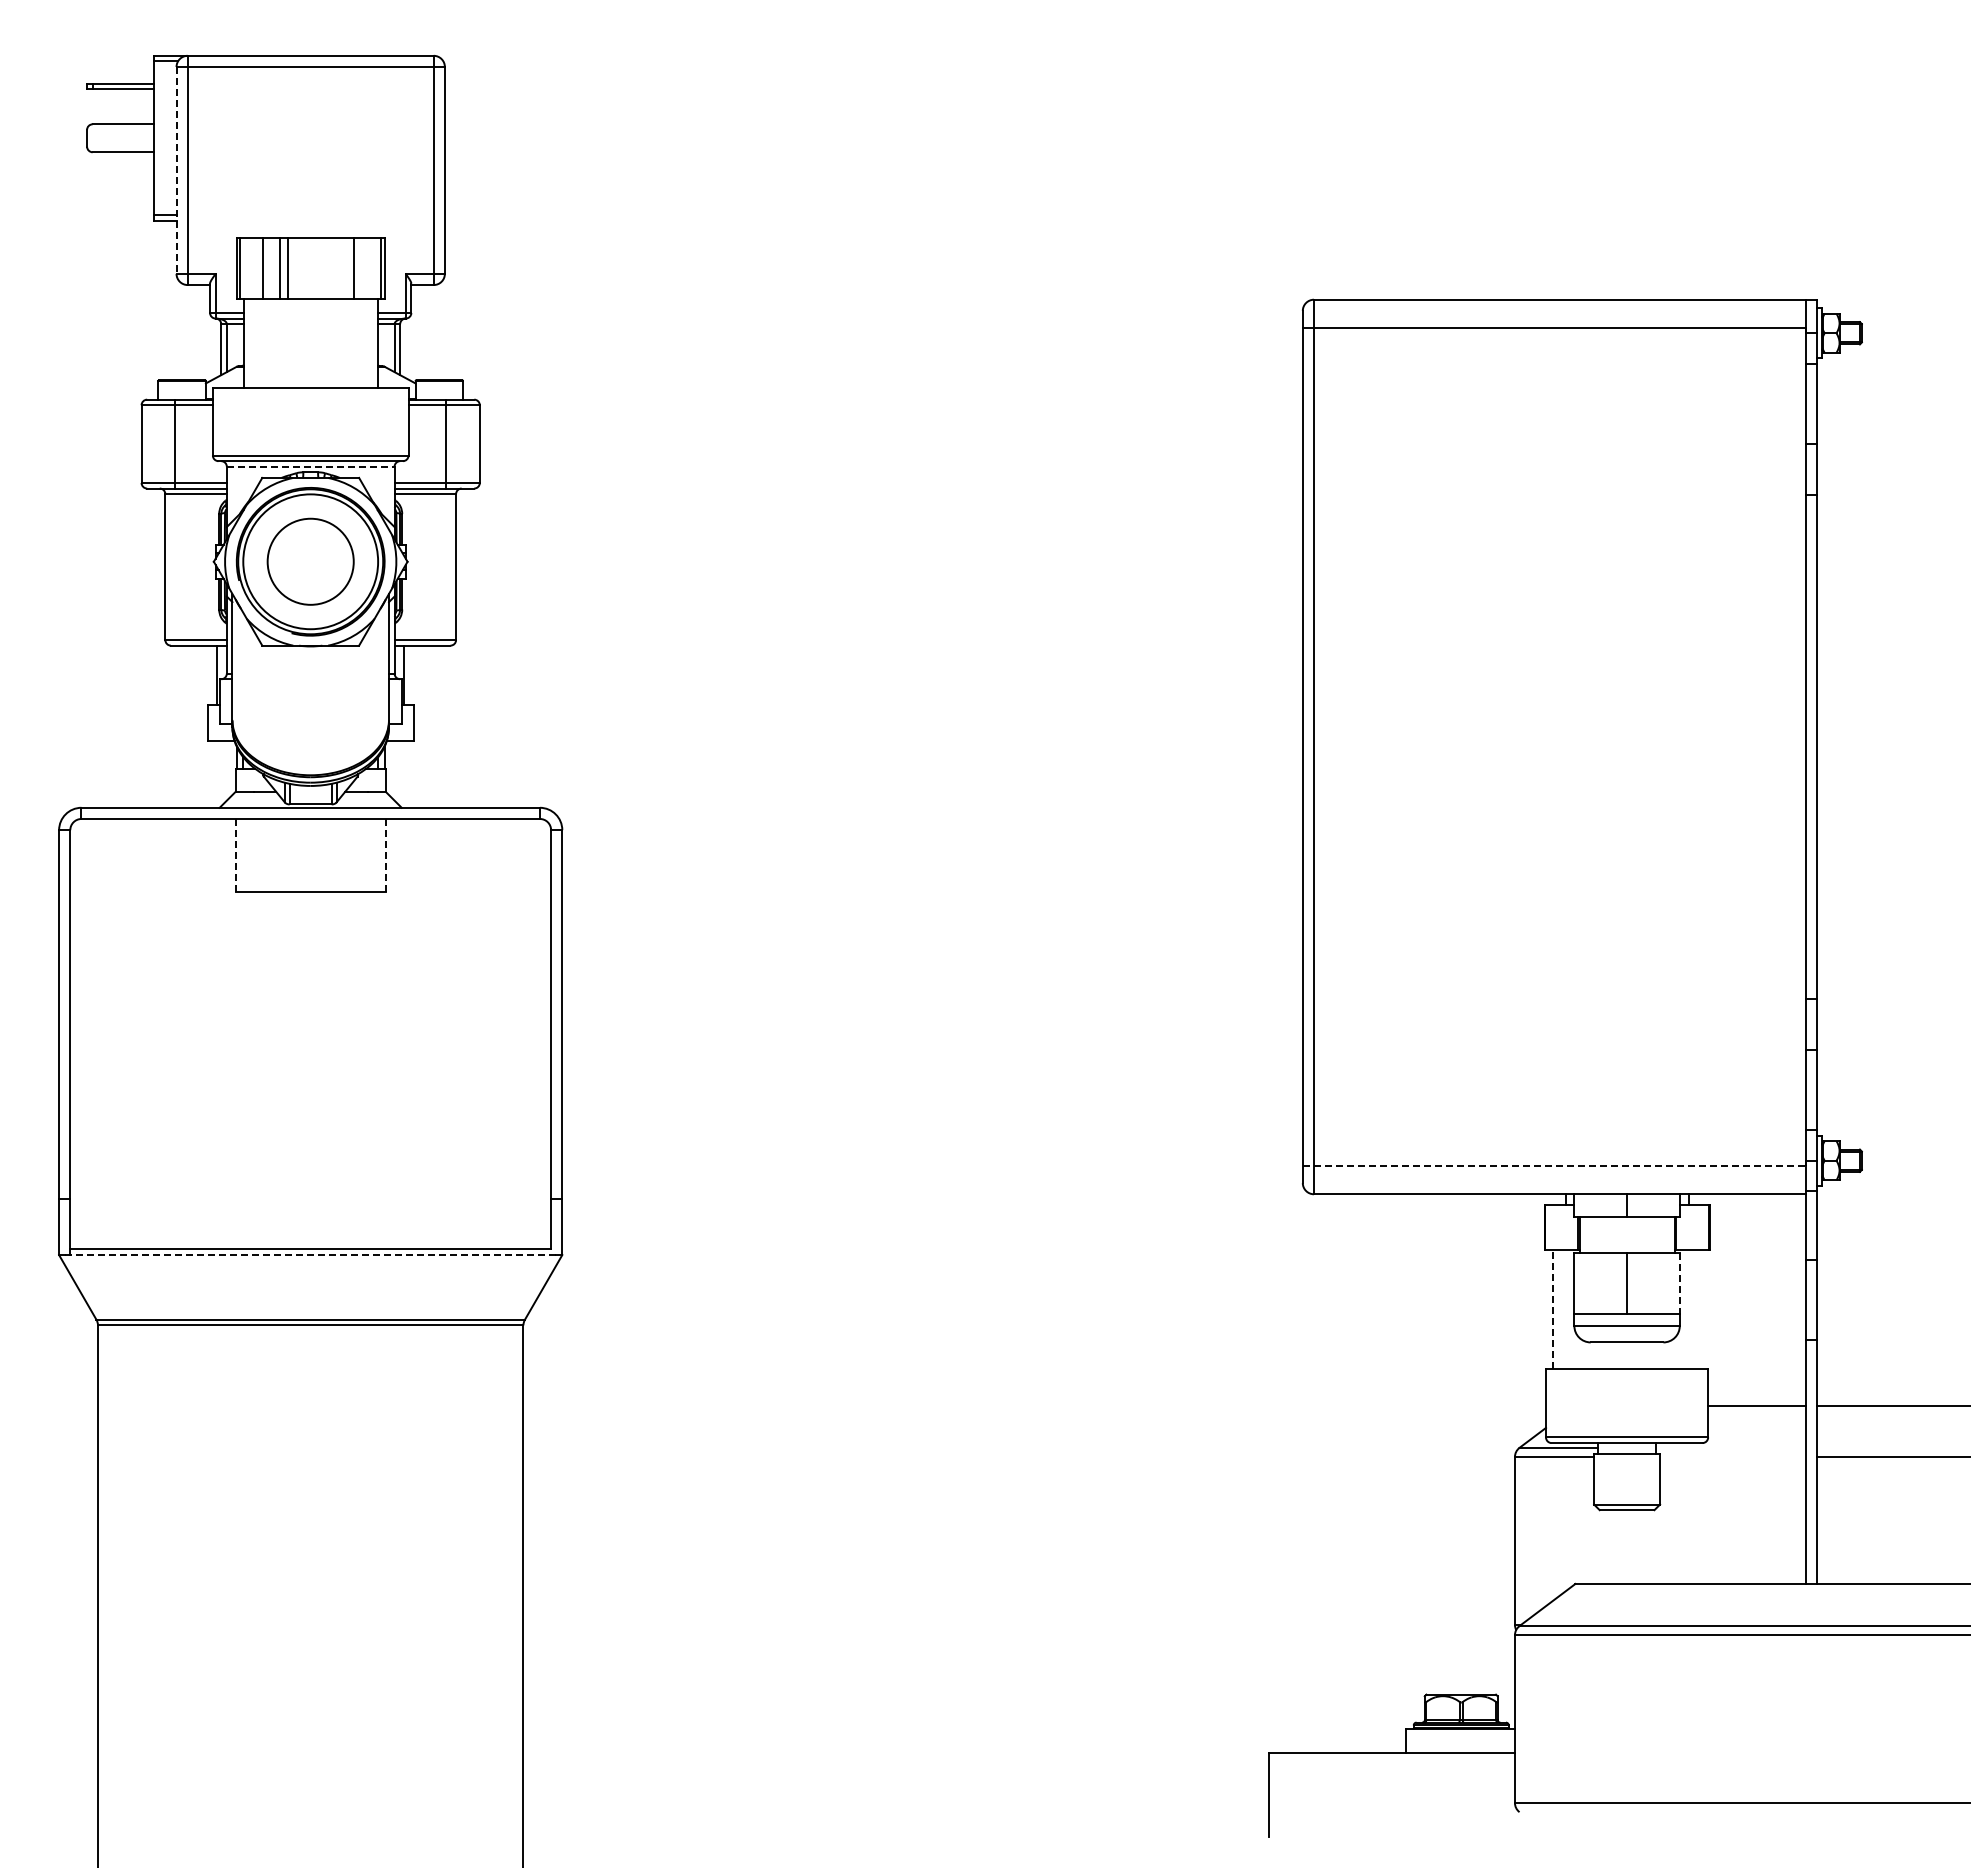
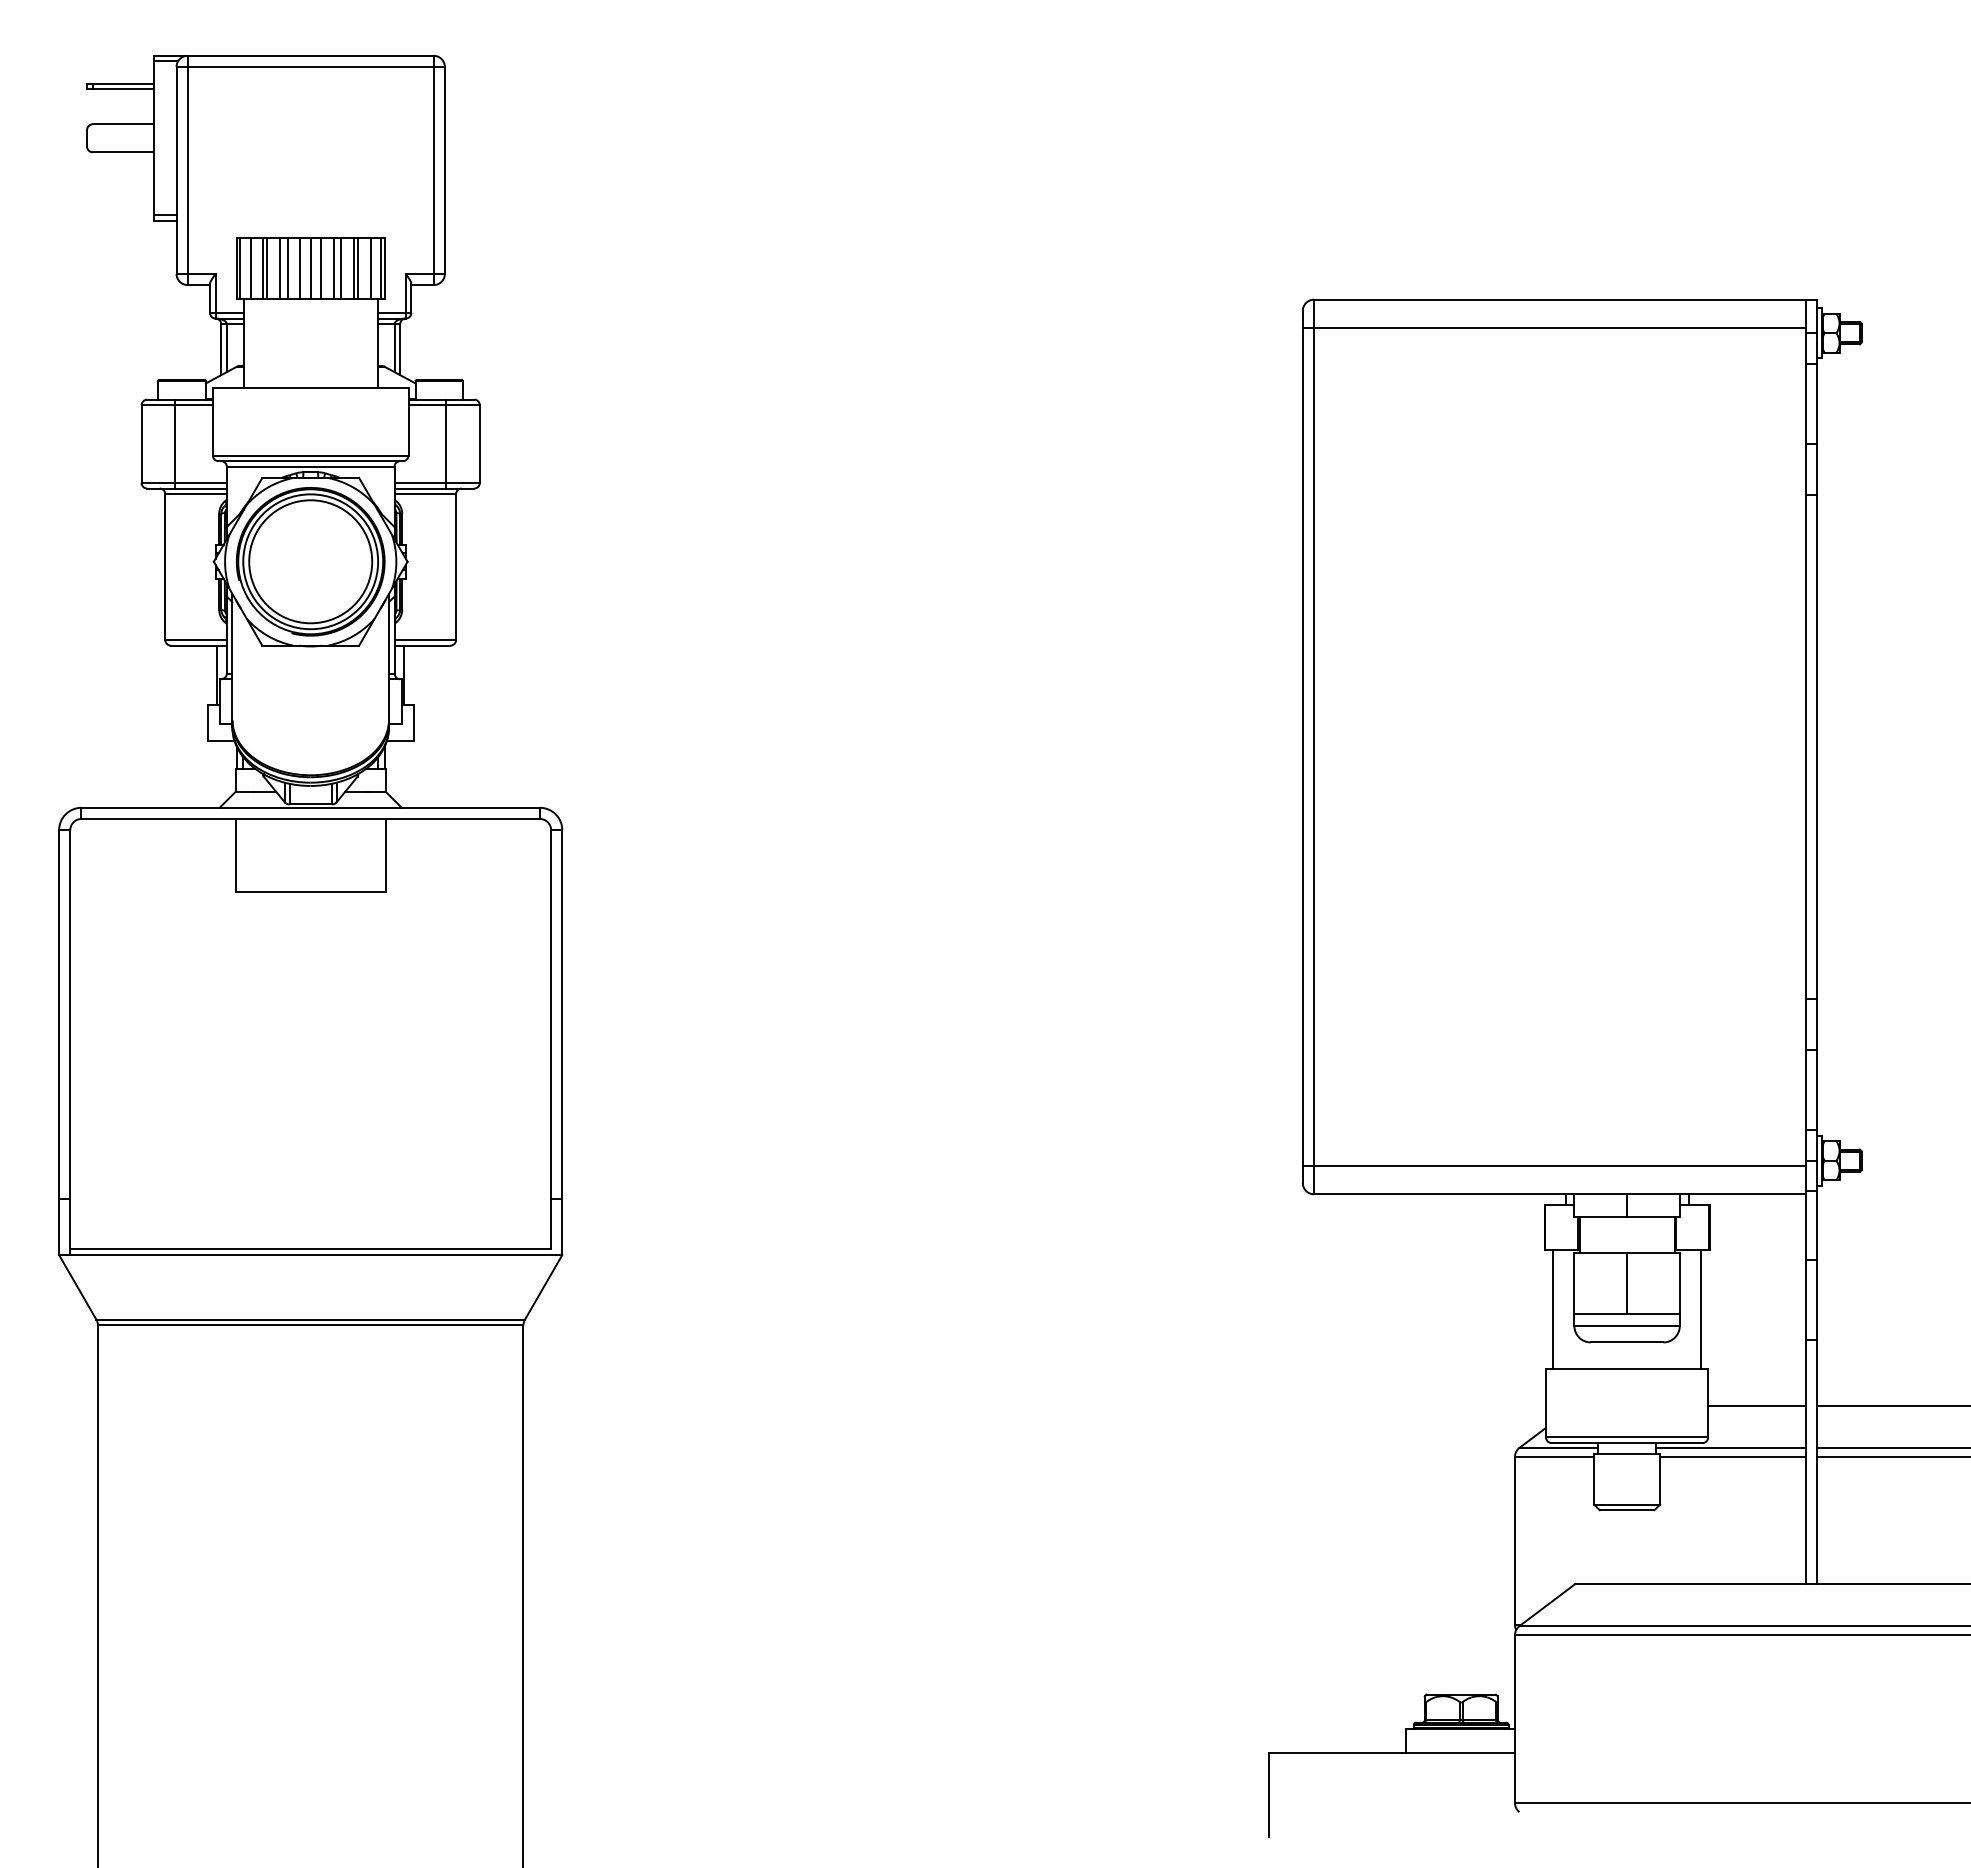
line: dashed -> solid (176, 170)
line: none -> present (250, 268)
line: none -> present (267, 268)
line: none -> present (300, 268)
line: none -> present (310, 268)
line: none -> present (321, 268)
line: none -> present (333, 268)
line: none -> present (341, 268)
line: none -> present (358, 268)
line: none -> present (370, 268)
line: dashed -> solid (310, 466)
circle diameter: 86 px -> 123 px (310, 561)
line: dashed -> solid (235, 855)
line: dashed -> solid (385, 855)
line: dashed -> solid (1554, 1166)
line: dashed -> solid (311, 1255)
line: dashed -> solid (1679, 1283)
line: dashed -> solid (1553, 1308)
line: none -> present (1701, 1309)
line: none -> present (1730, 1447)
line: none -> present (1892, 1447)
line: none -> present (1733, 1457)
